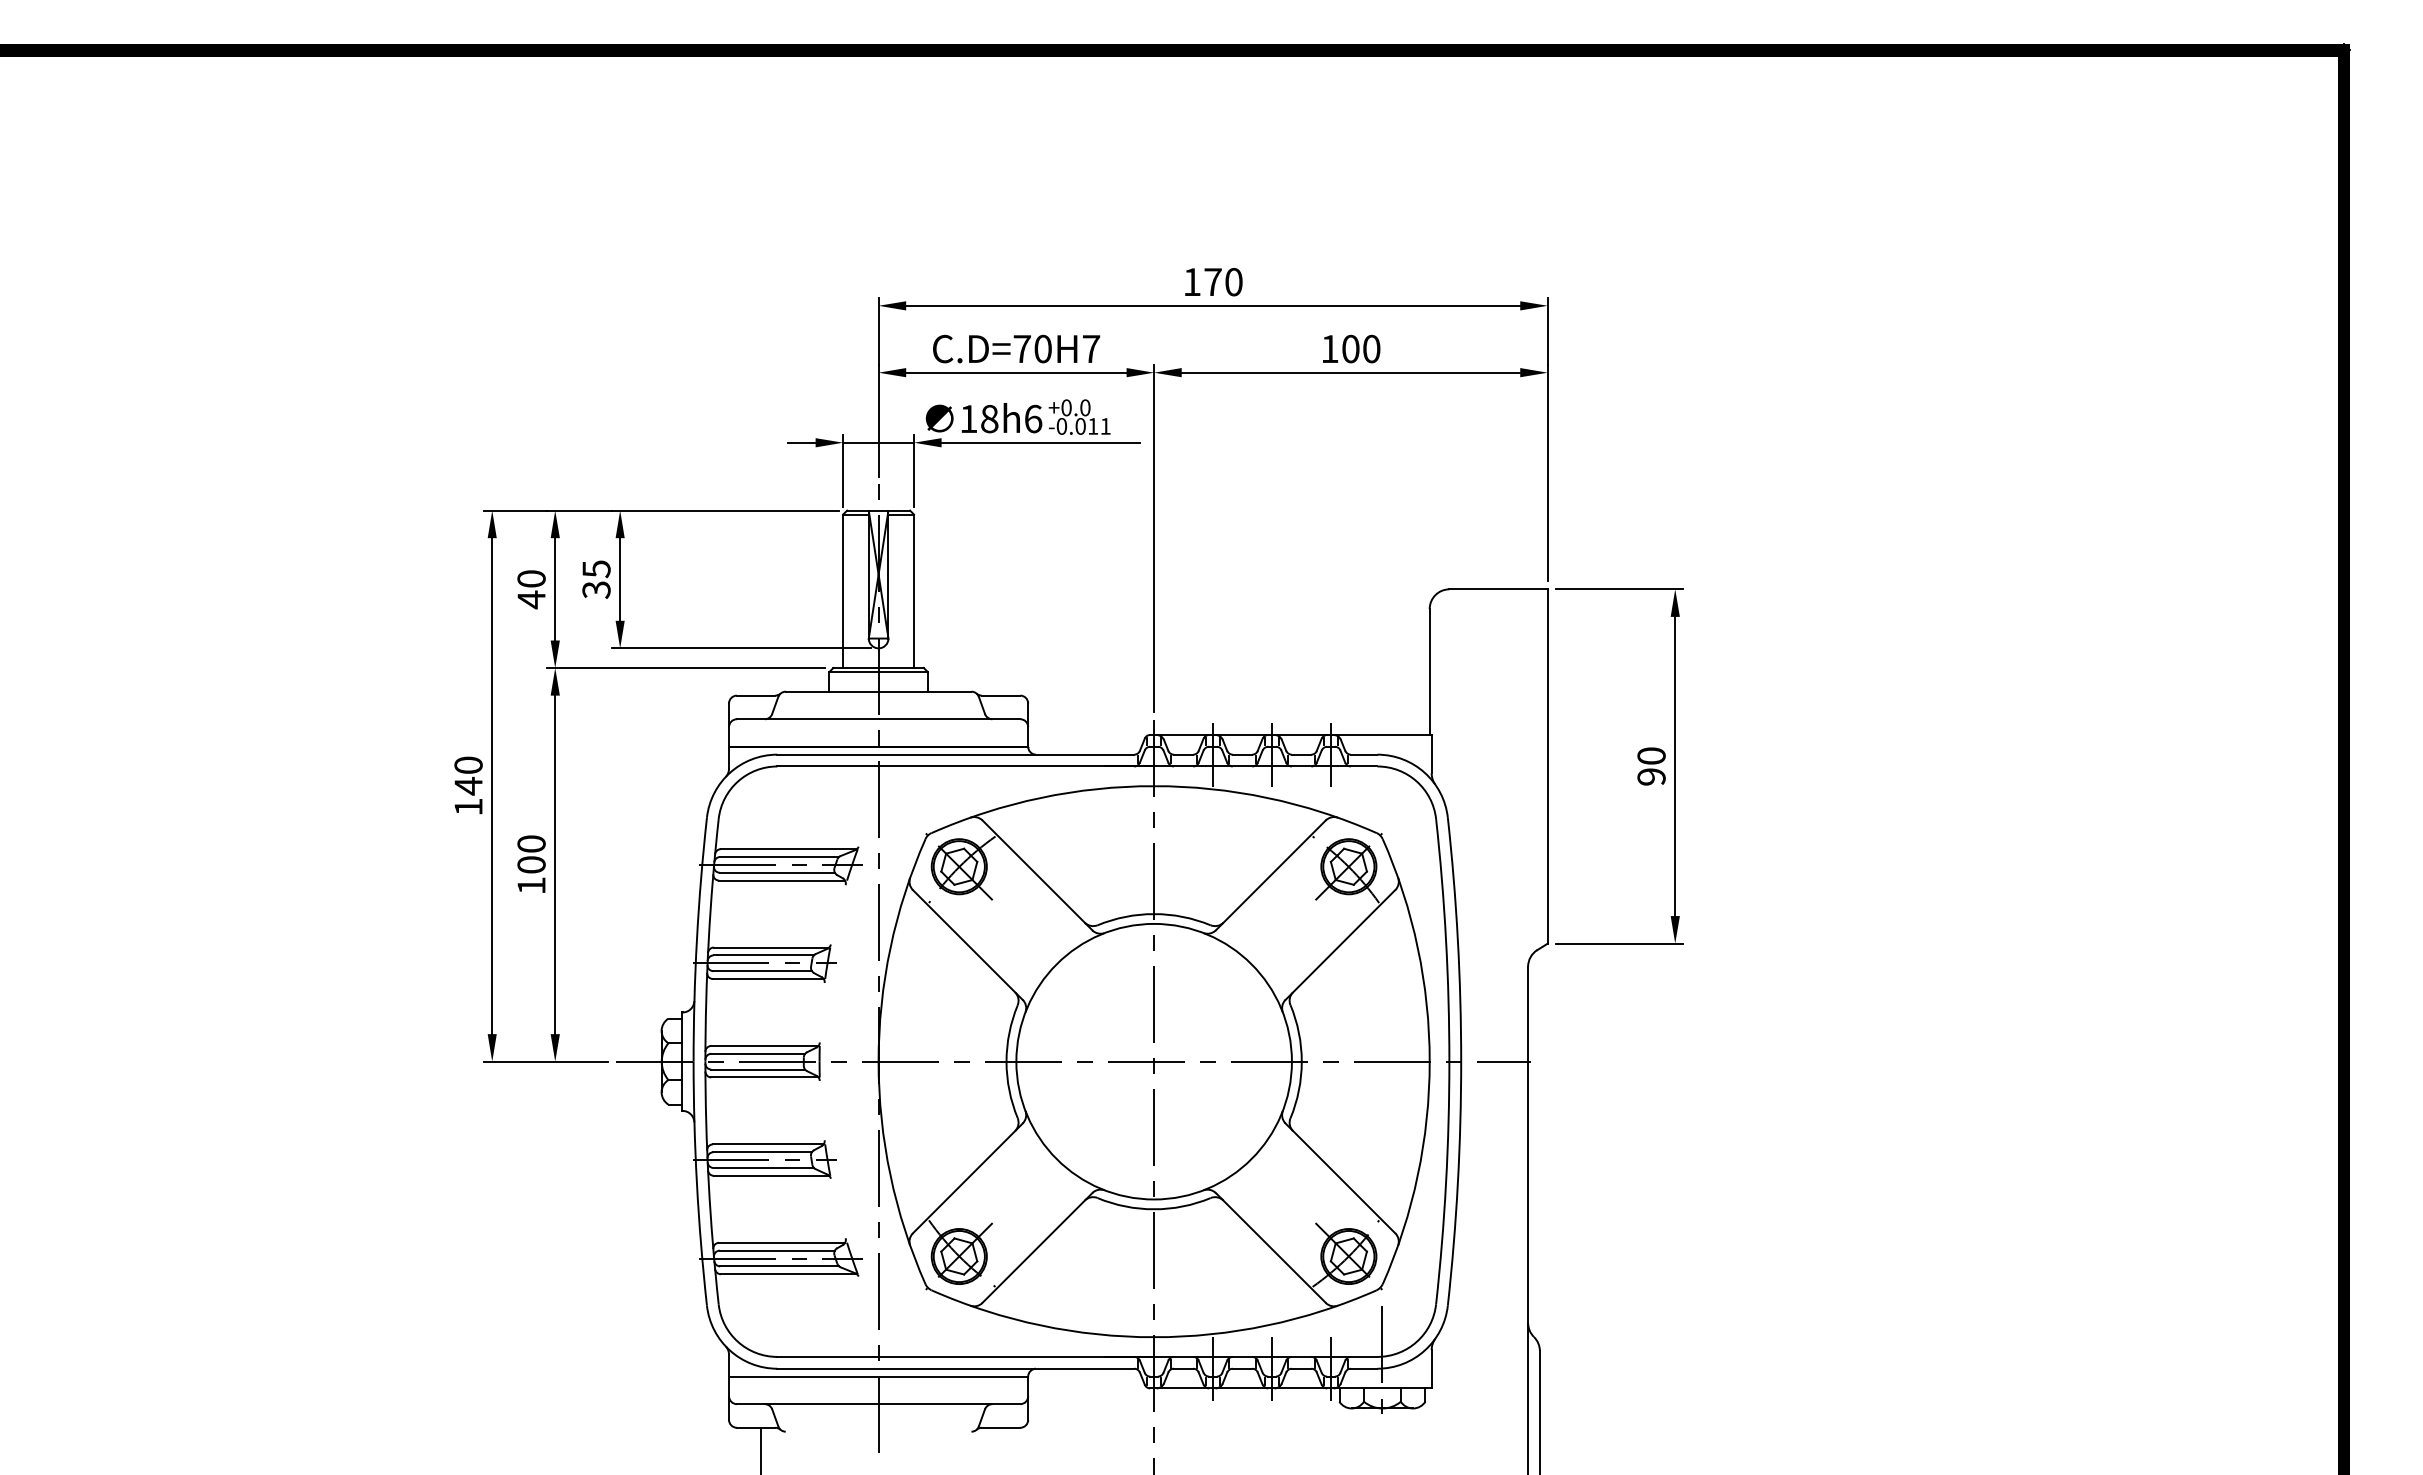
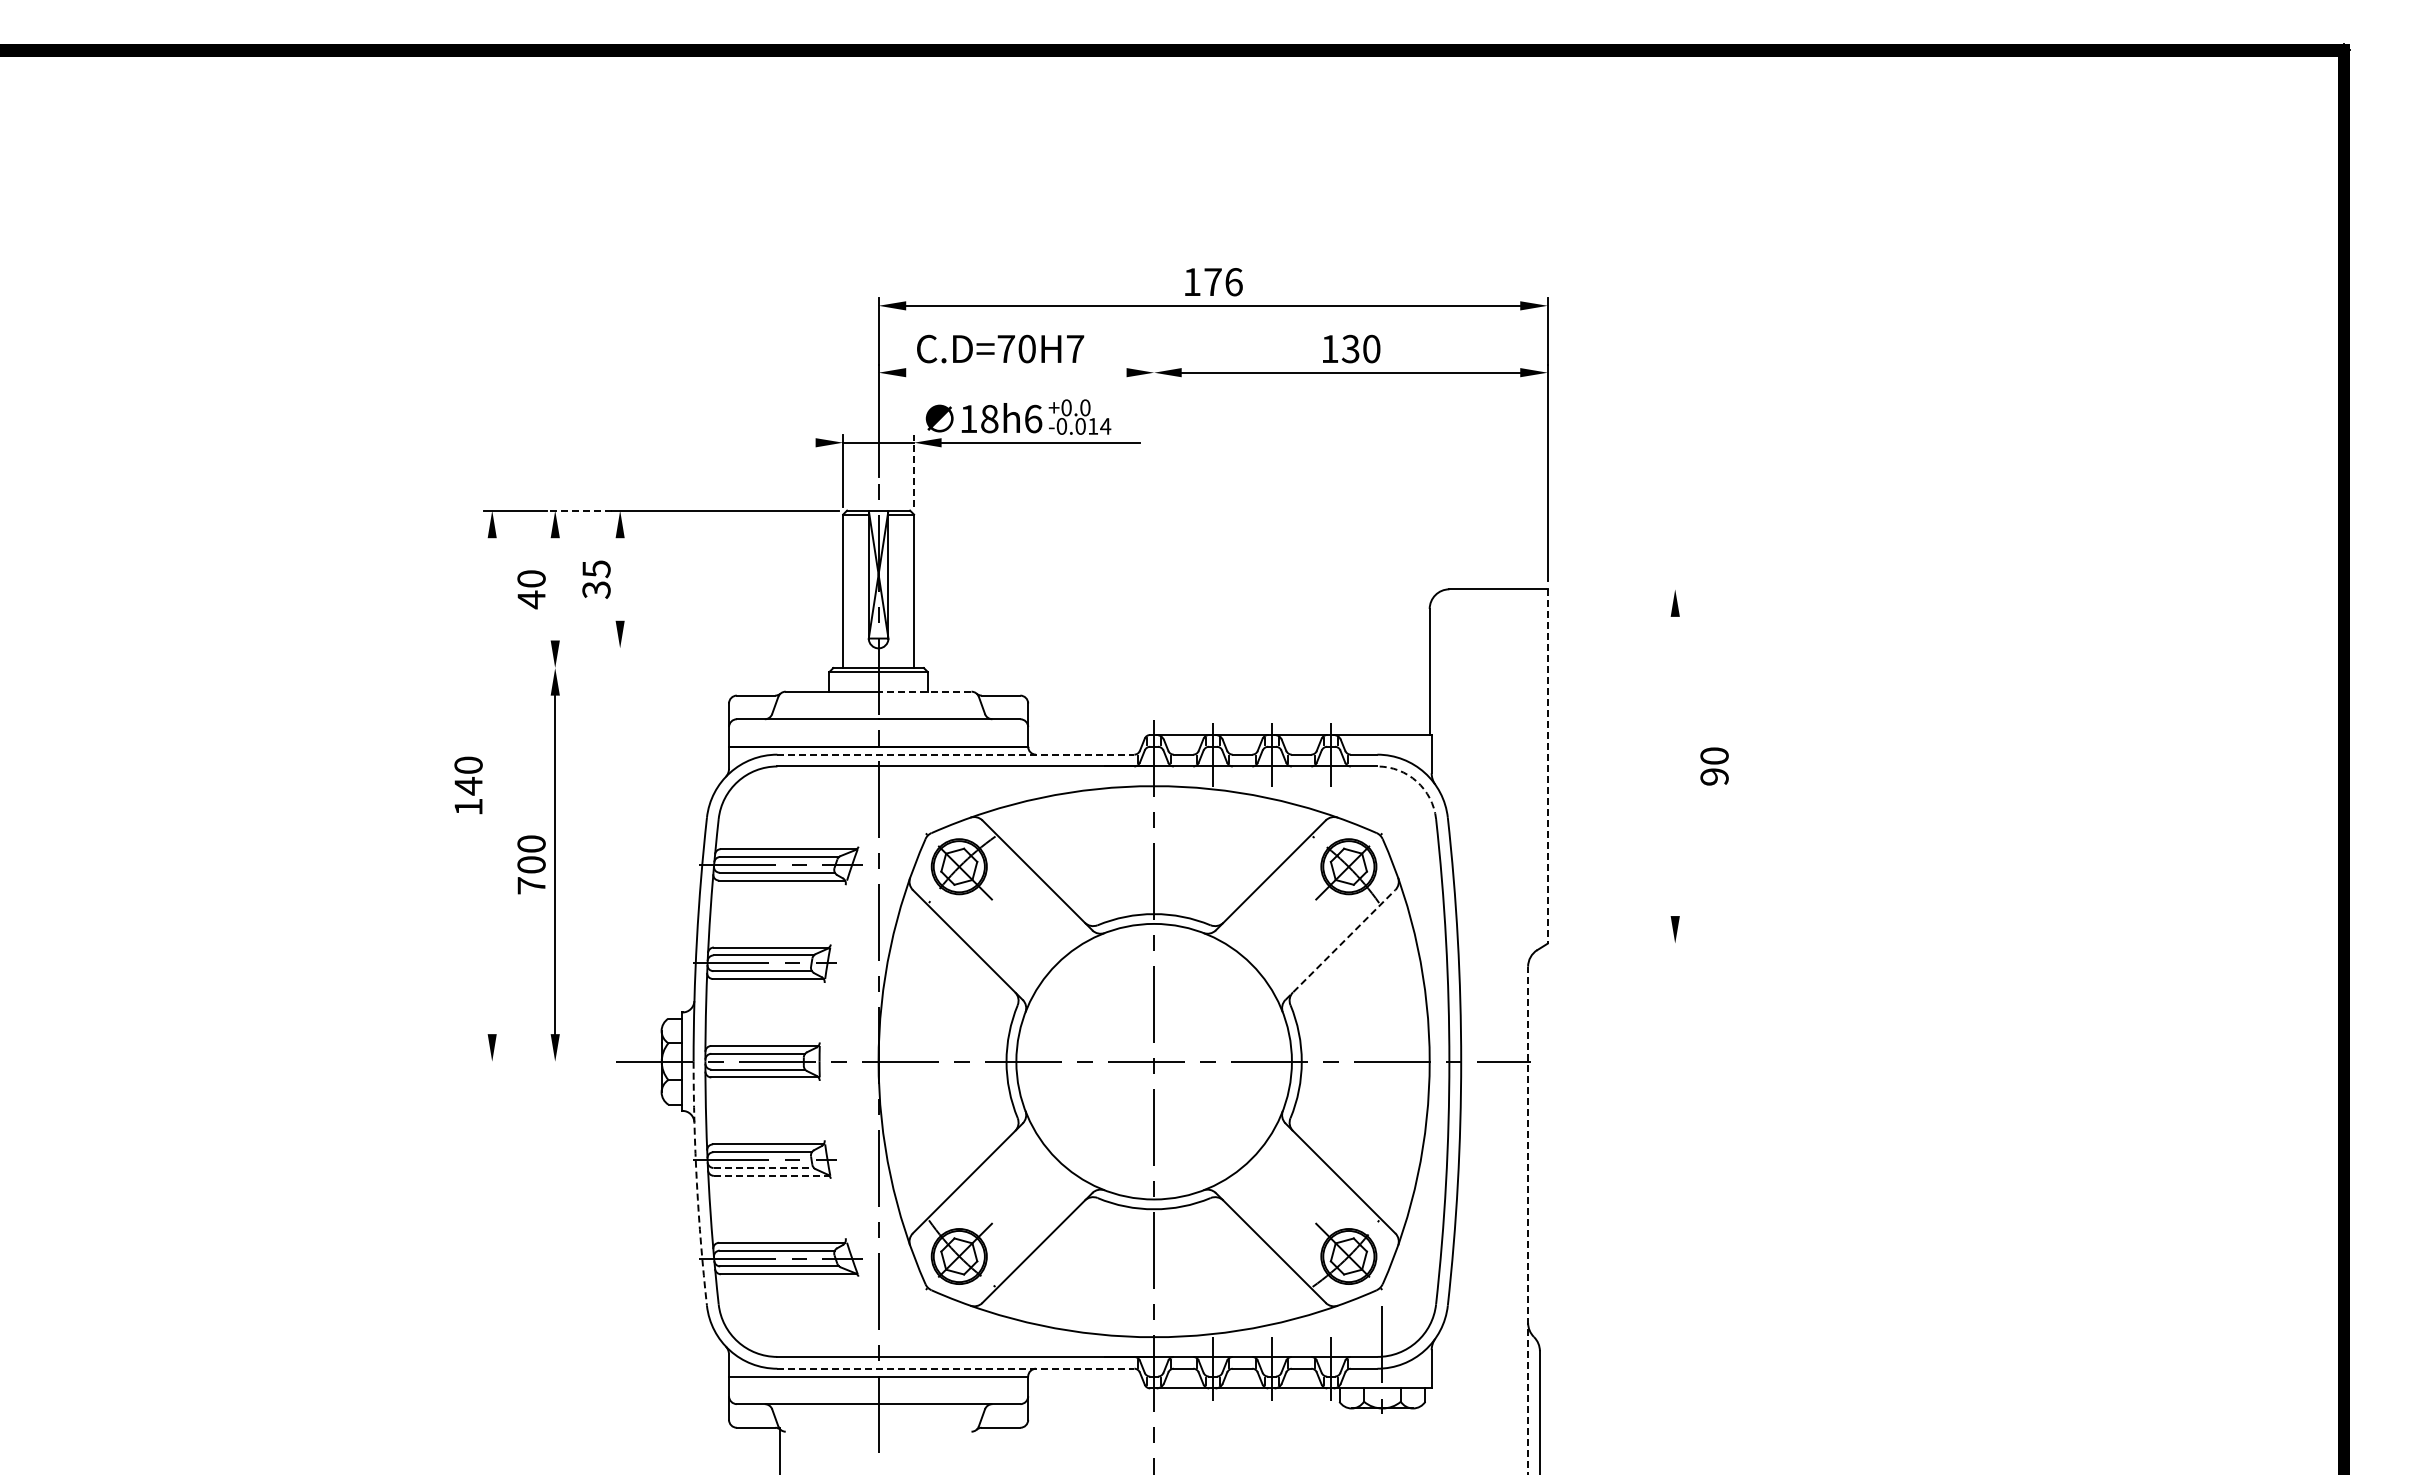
text: 170 -> 176 (1233, 282)
text position: (1016, 348) -> (1000, 348) (1000, 348)
text: 100 -> 130 (1350, 348)
line: present -> none (1016, 372)
text: -0.011 -> -0.014 (1105, 426)
line: present -> none (801, 442)
line: solid -> dashed (914, 470)
line: solid -> dashed (579, 510)
line: present -> none (1154, 538)
line: present -> none (620, 579)
line: present -> none (555, 589)
line: present -> none (1619, 589)
line: present -> none (741, 648)
line: present -> none (686, 668)
line: solid -> dashed (924, 691)
line: solid -> dashed (956, 754)
line: solid -> dashed (1547, 766)
text position: (1651, 766) -> (1714, 766) (1714, 766)
line: present -> none (1675, 766)
arc: solid -> dashed (1416, 781)
line: present -> none (492, 786)
text: 100 -> 700 (531, 885)
line: present -> none (1619, 943)
line: solid -> dashed (1340, 945)
line: present -> none (546, 1061)
line: solid -> dashed (764, 1167)
line: solid -> dashed (771, 1175)
arc: solid -> dashed (696, 1183)
line: solid -> dashed (1528, 1220)
line: solid -> dashed (956, 1368)
line position: (760, 1449) -> (779, 1449) (779, 1449)
